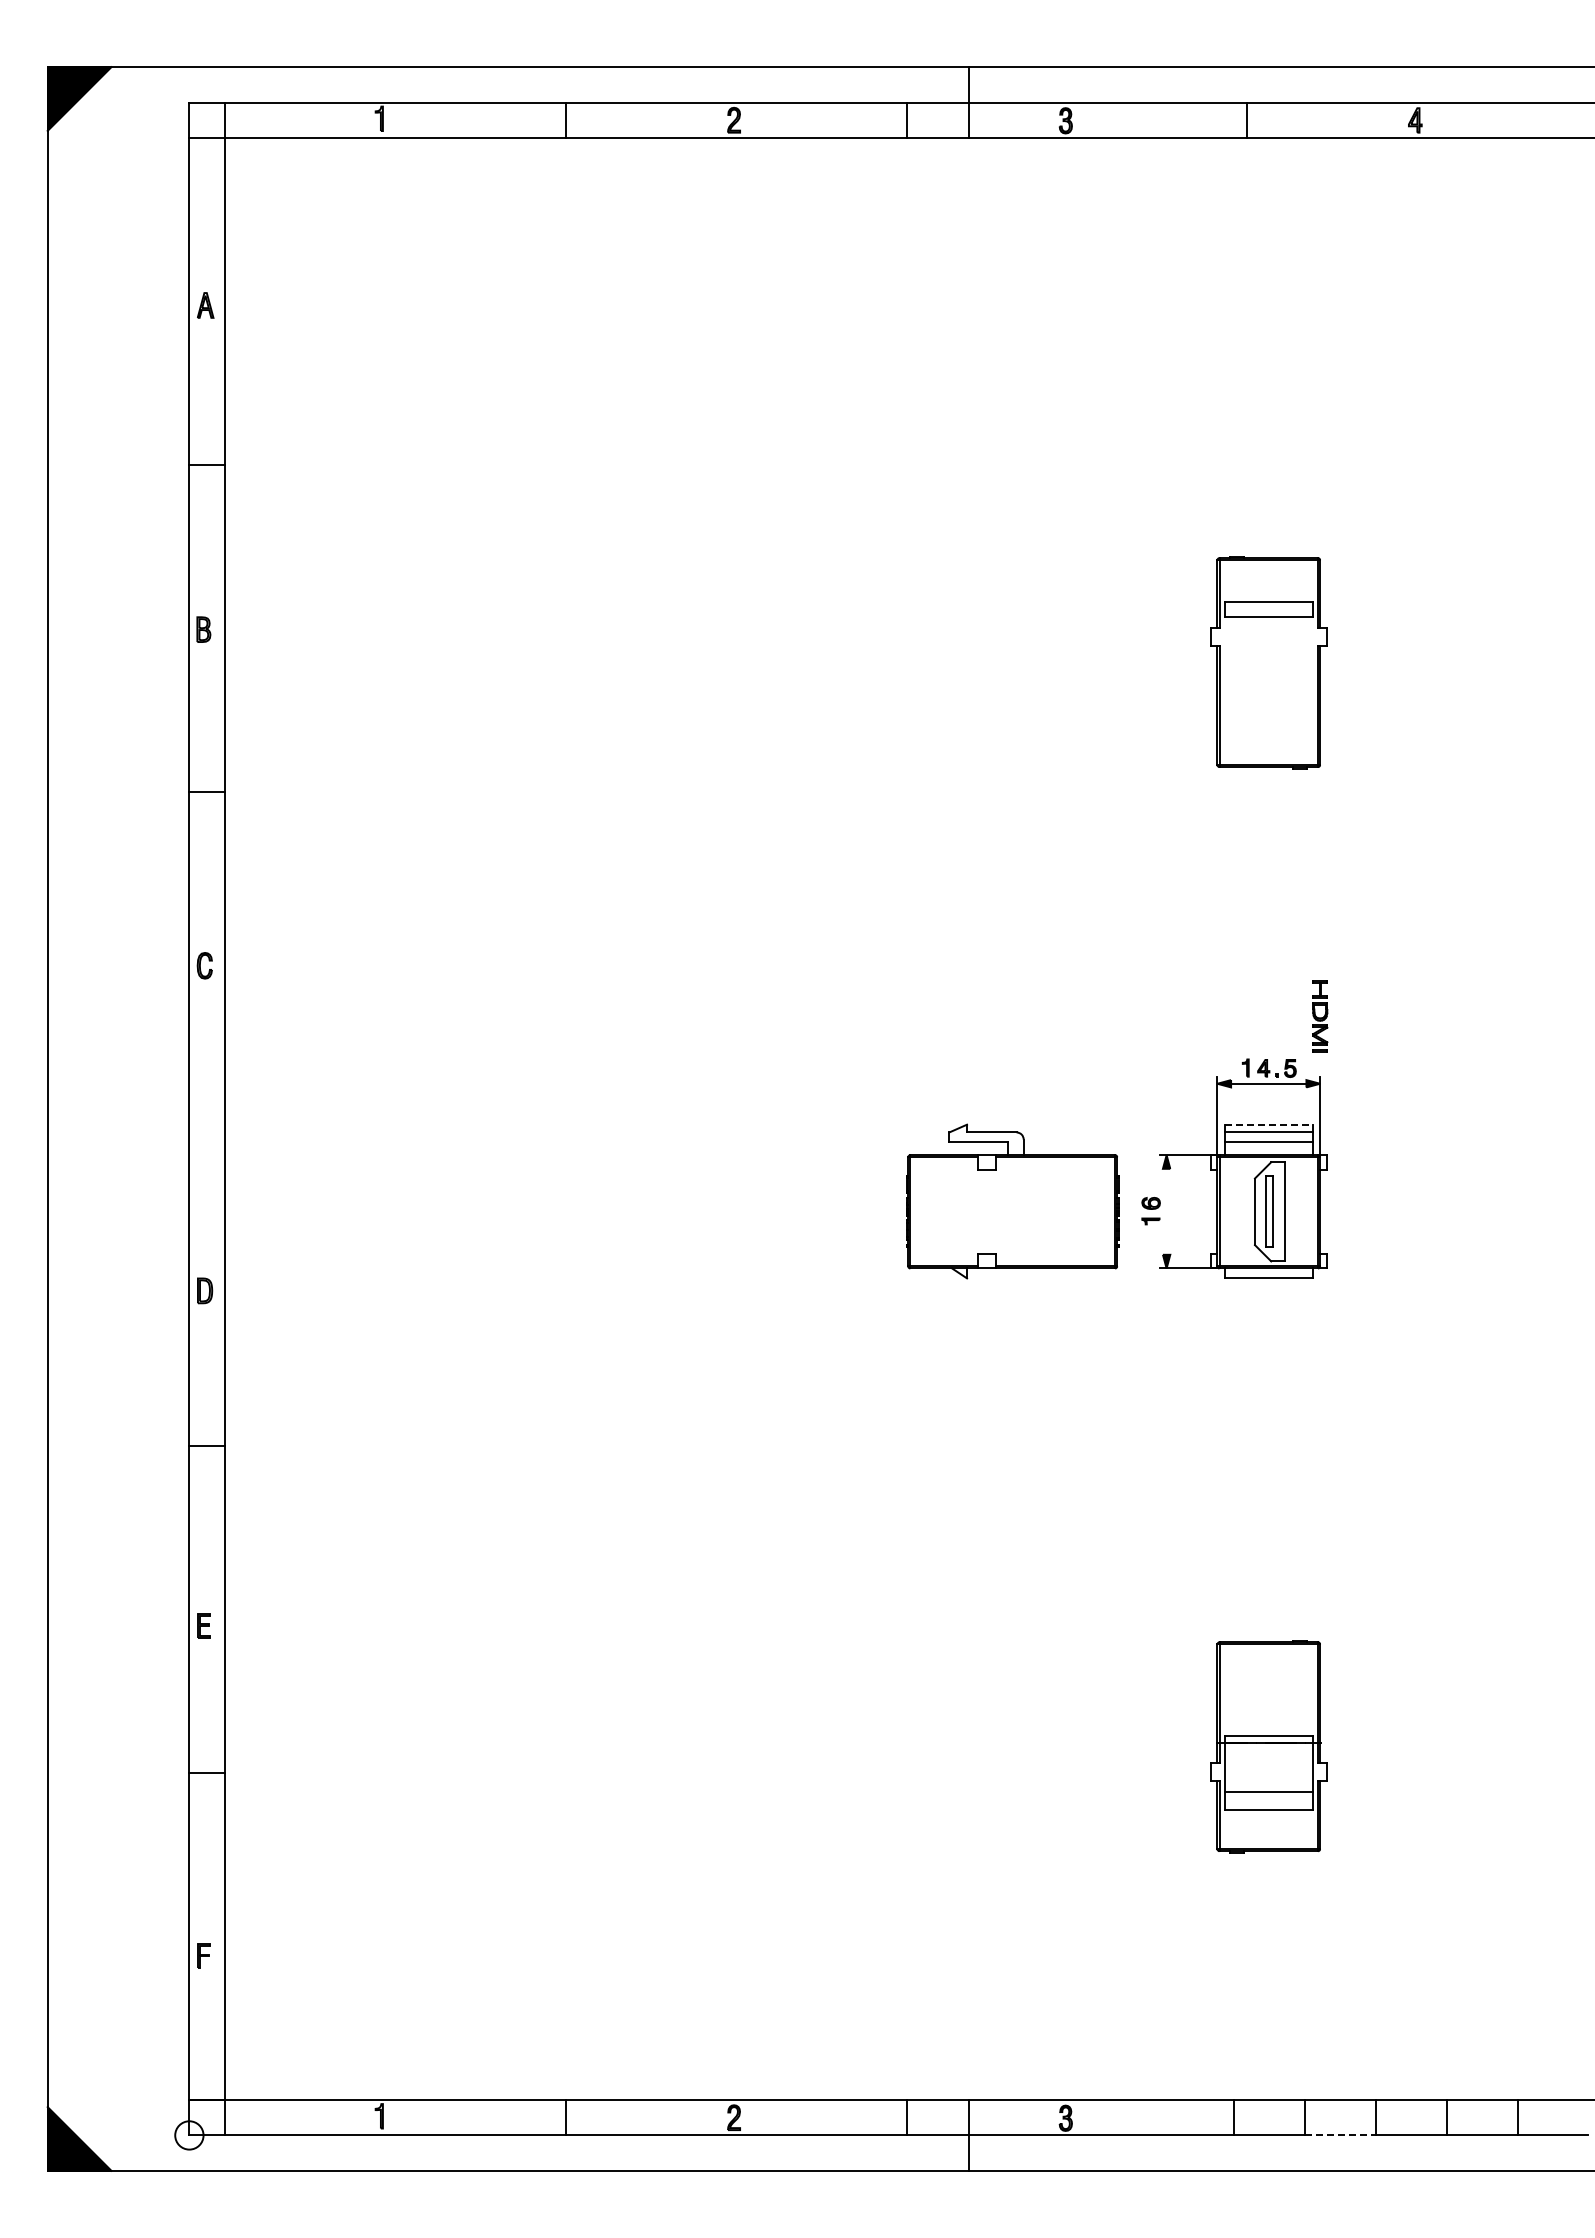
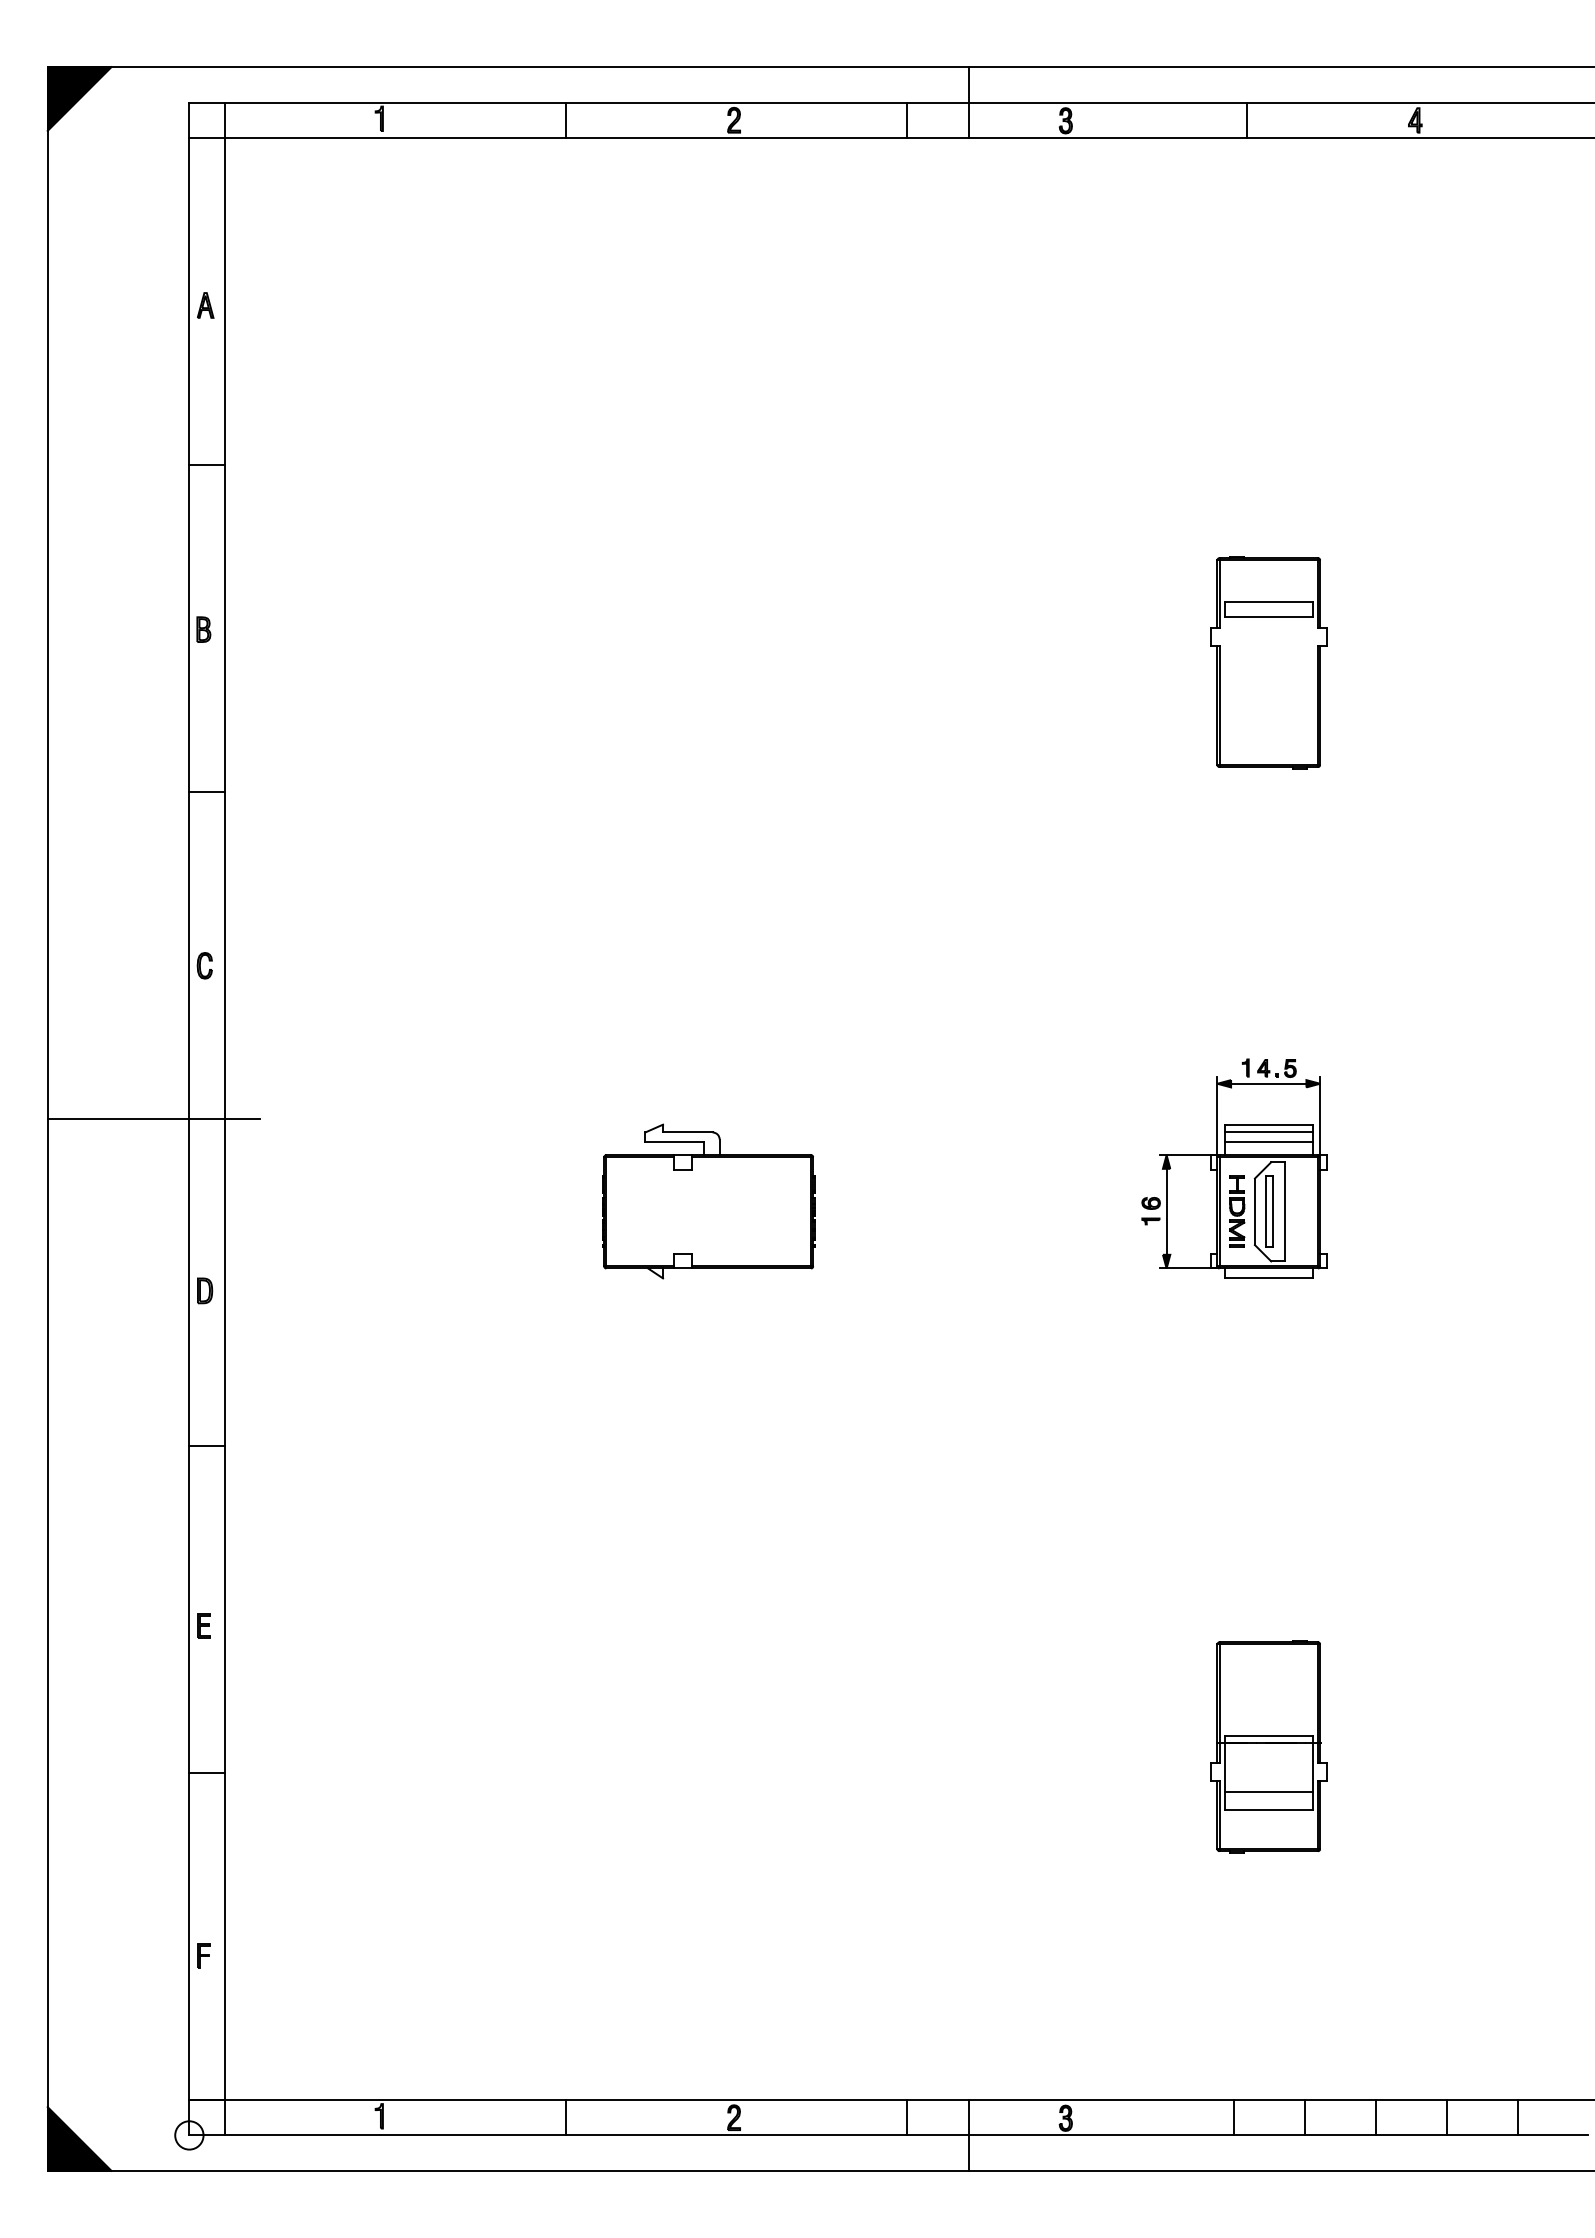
part position: (1320, 1016) -> (1237, 1211) (1237, 1211)
line: none -> present (153, 1119)
line: dashed -> solid (1269, 1124)
part position: (1012, 1201) -> (708, 1201) (708, 1201)
line: none -> present (1166, 1211)
line: dashed -> solid (1340, 2135)
